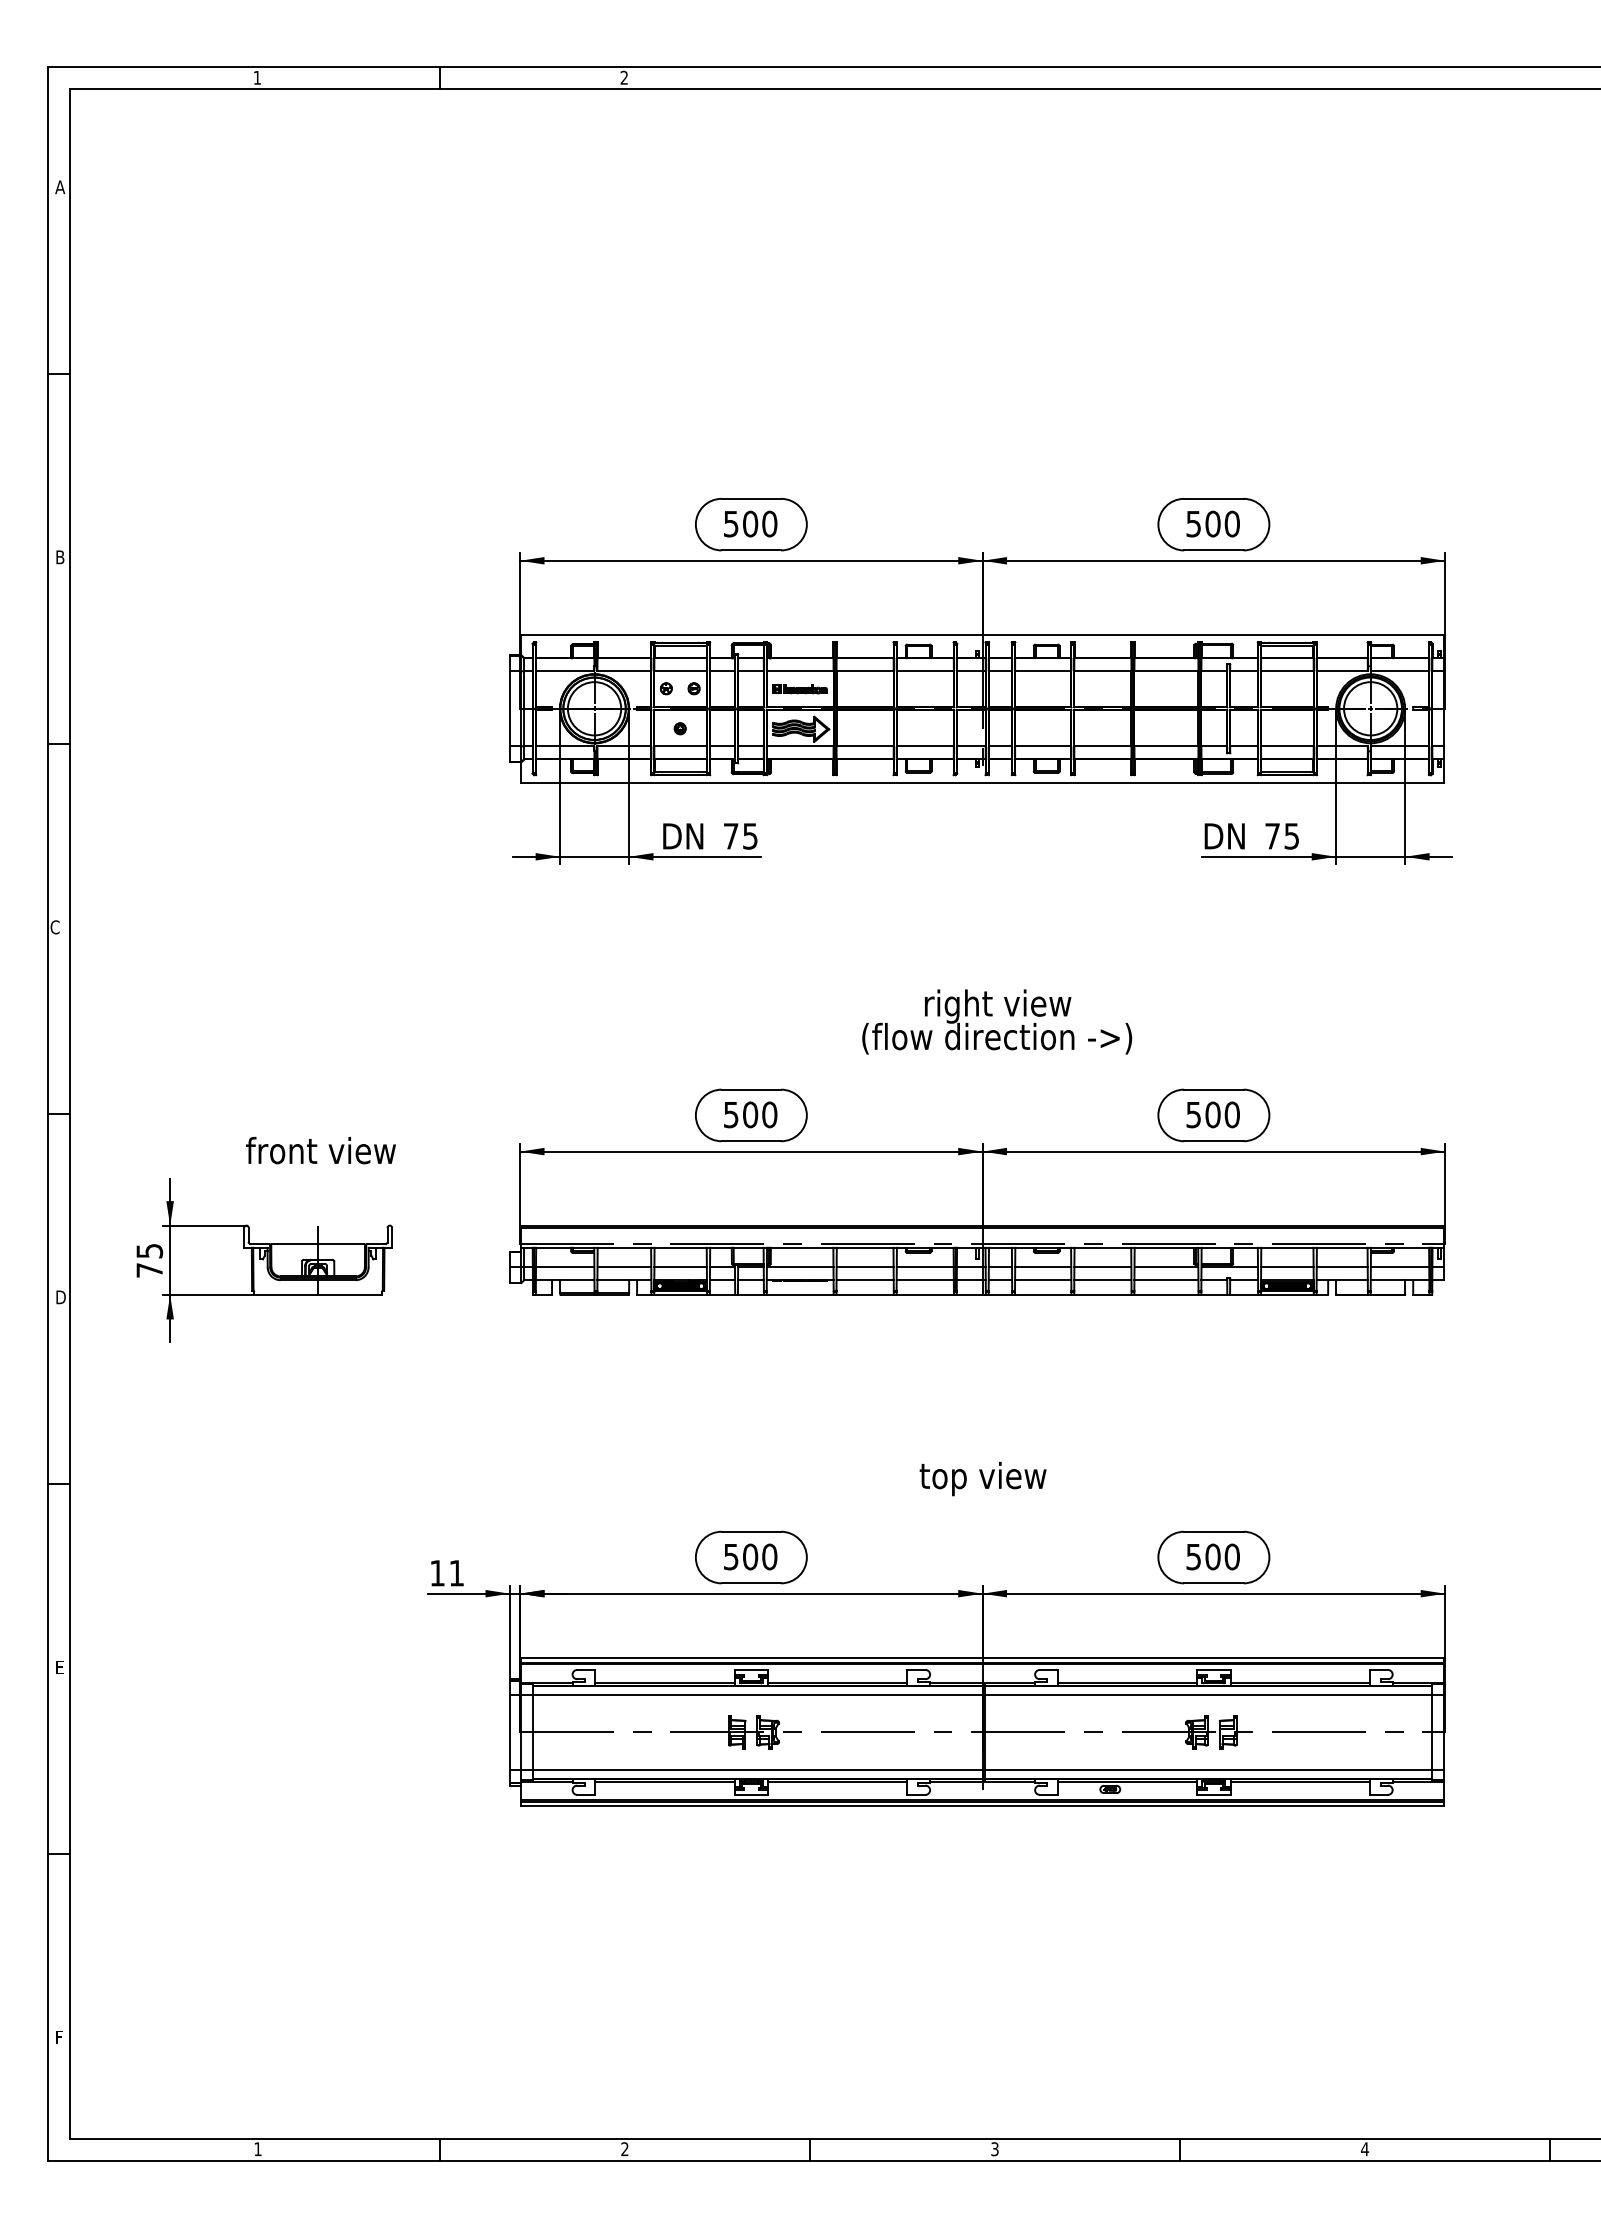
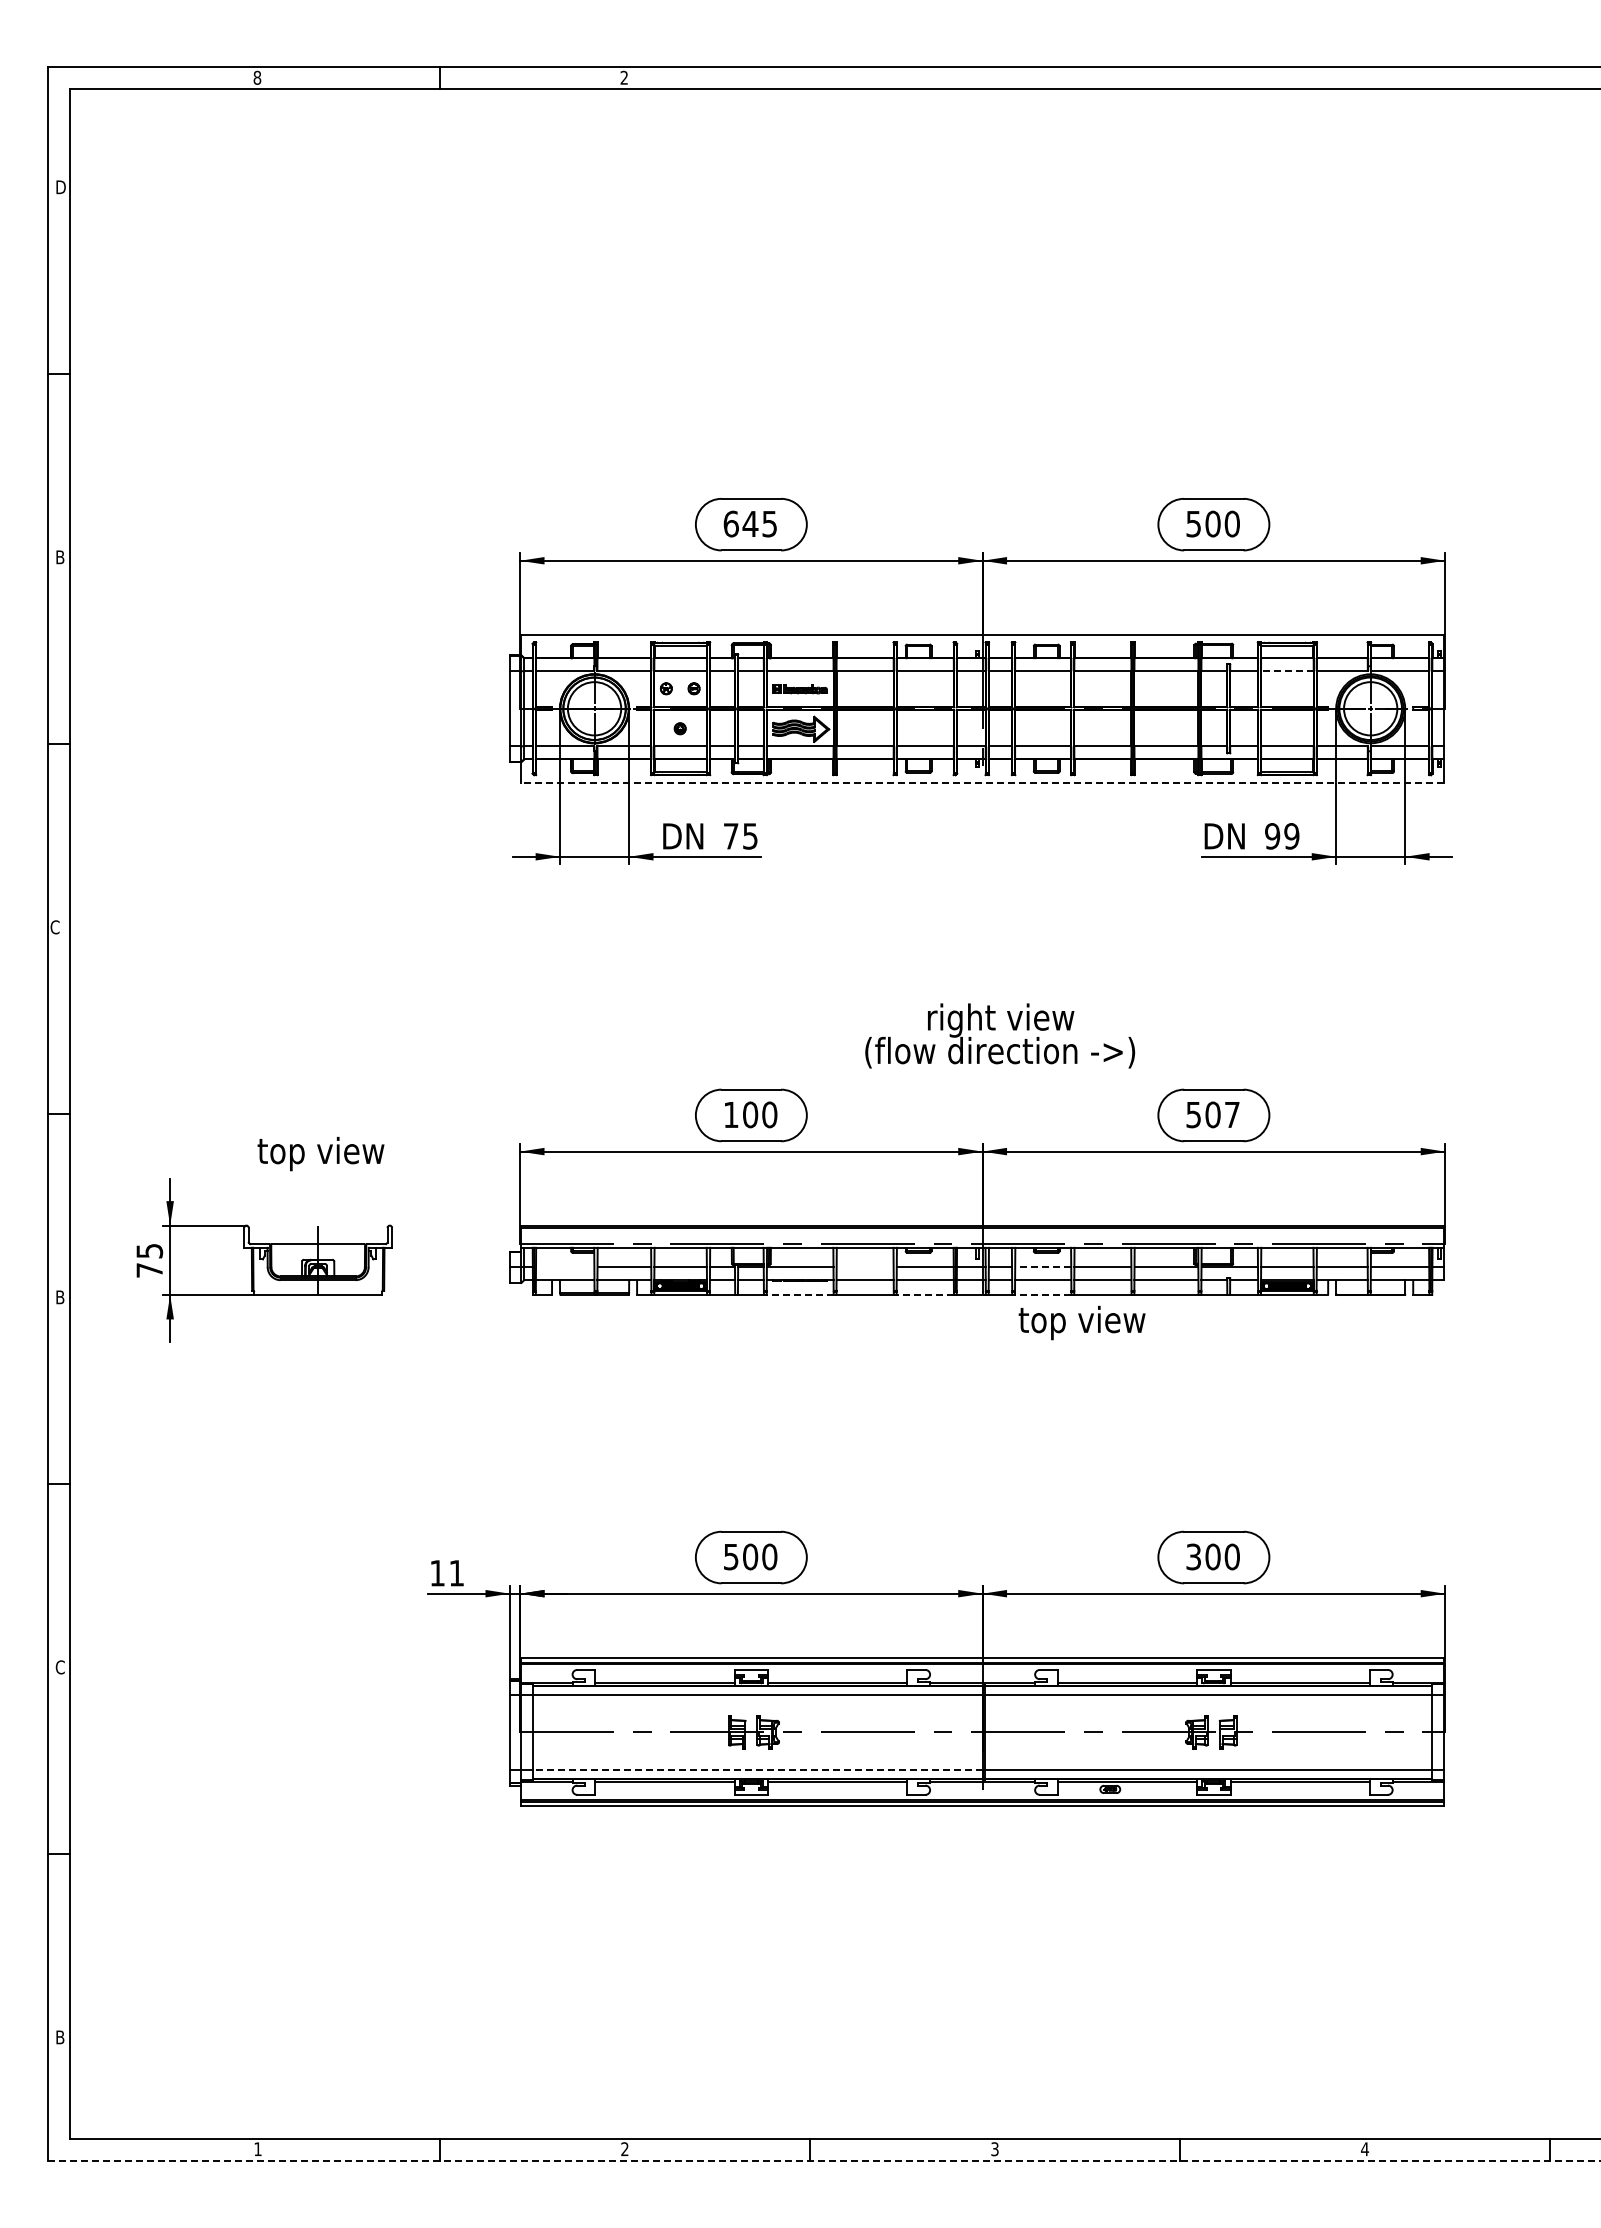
text: 1 -> 8 (257, 77)
text: A -> D (60, 187)
text: 500 -> 645 (750, 523)
line: solid -> dashed (1286, 671)
line: solid -> dashed (982, 782)
text: 75 -> 99 (1282, 836)
text position: (997, 1021) -> (1000, 1035) (1000, 1035)
text: 500 -> 507 (1231, 1114)
text: 500 -> 100 (731, 1115)
text: front view -> top view (320, 1153)
line: present -> none (565, 1267)
line: present -> none (864, 1267)
line: solid -> dashed (1042, 1267)
line: solid -> dashed (799, 1294)
line: solid -> dashed (925, 1294)
line: solid -> dashed (1042, 1294)
text: D -> B (61, 1297)
text position: (982, 1478) -> (1081, 1322) (1081, 1322)
text: 500 -> 300 (1193, 1556)
text: E -> C (59, 1667)
line: solid -> dashed (757, 1769)
text: F -> B (60, 2037)
line: solid -> dashed (824, 2161)
